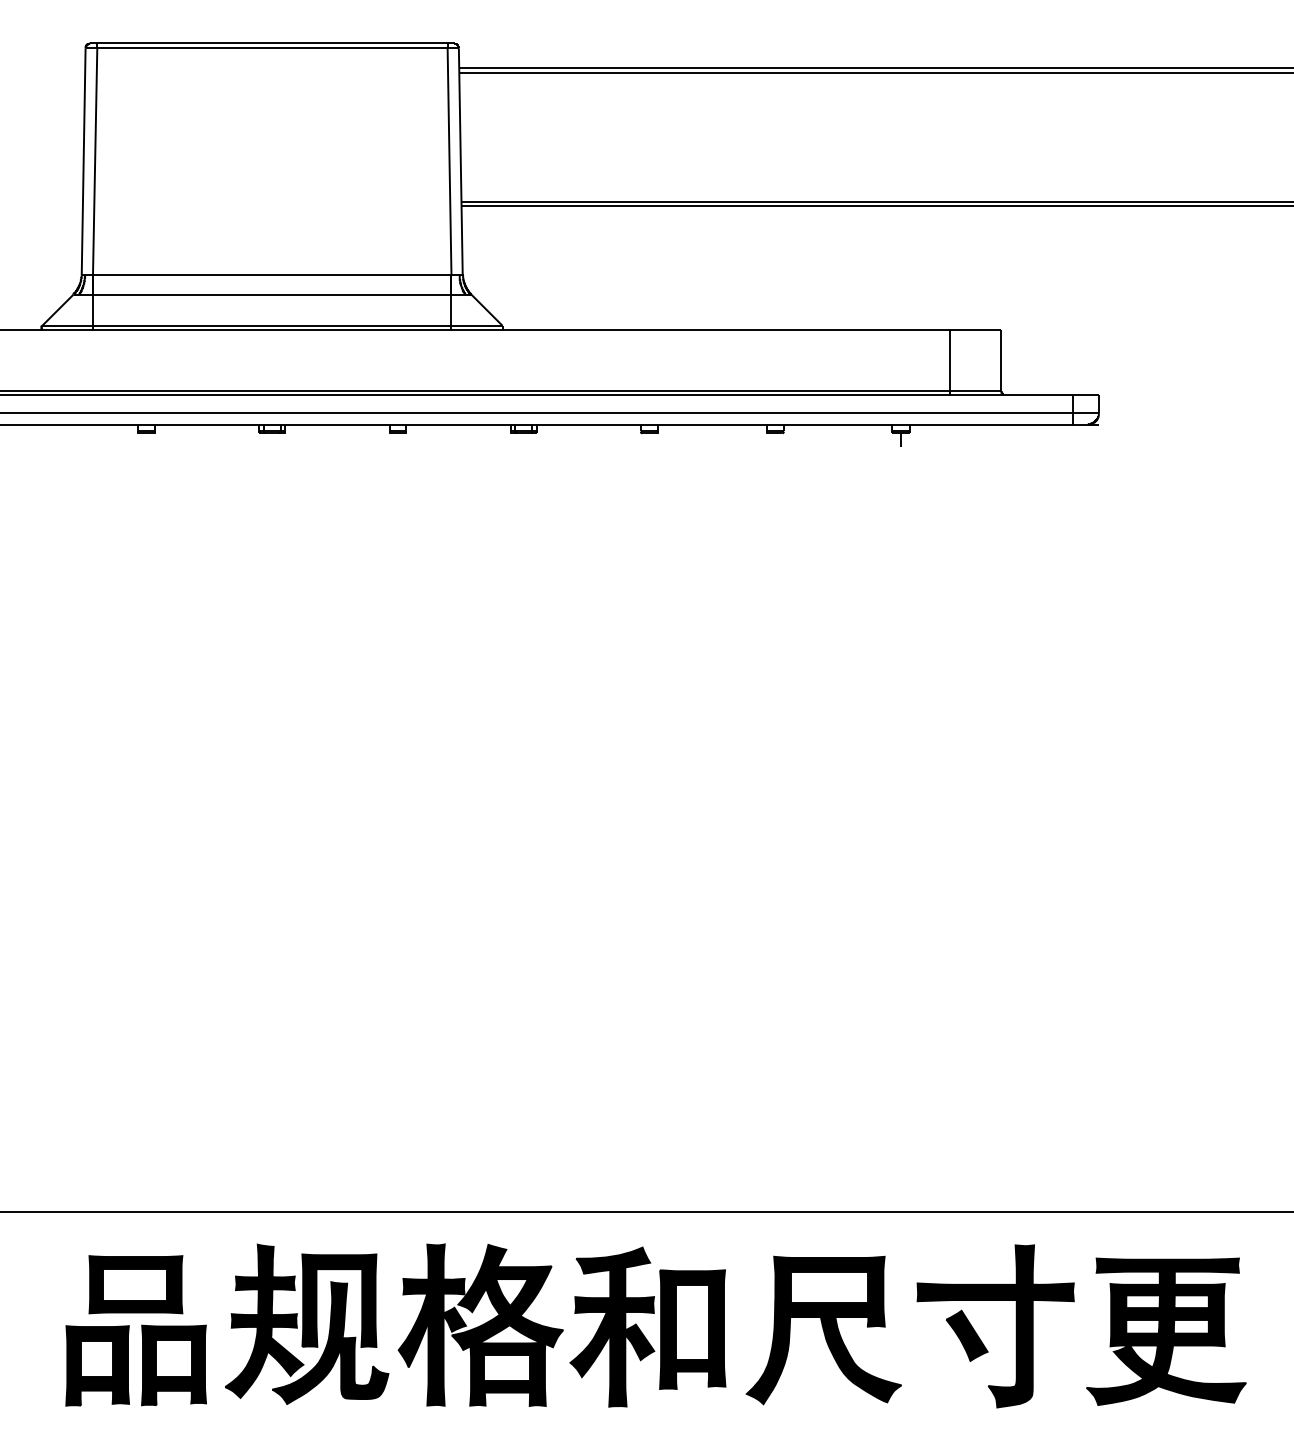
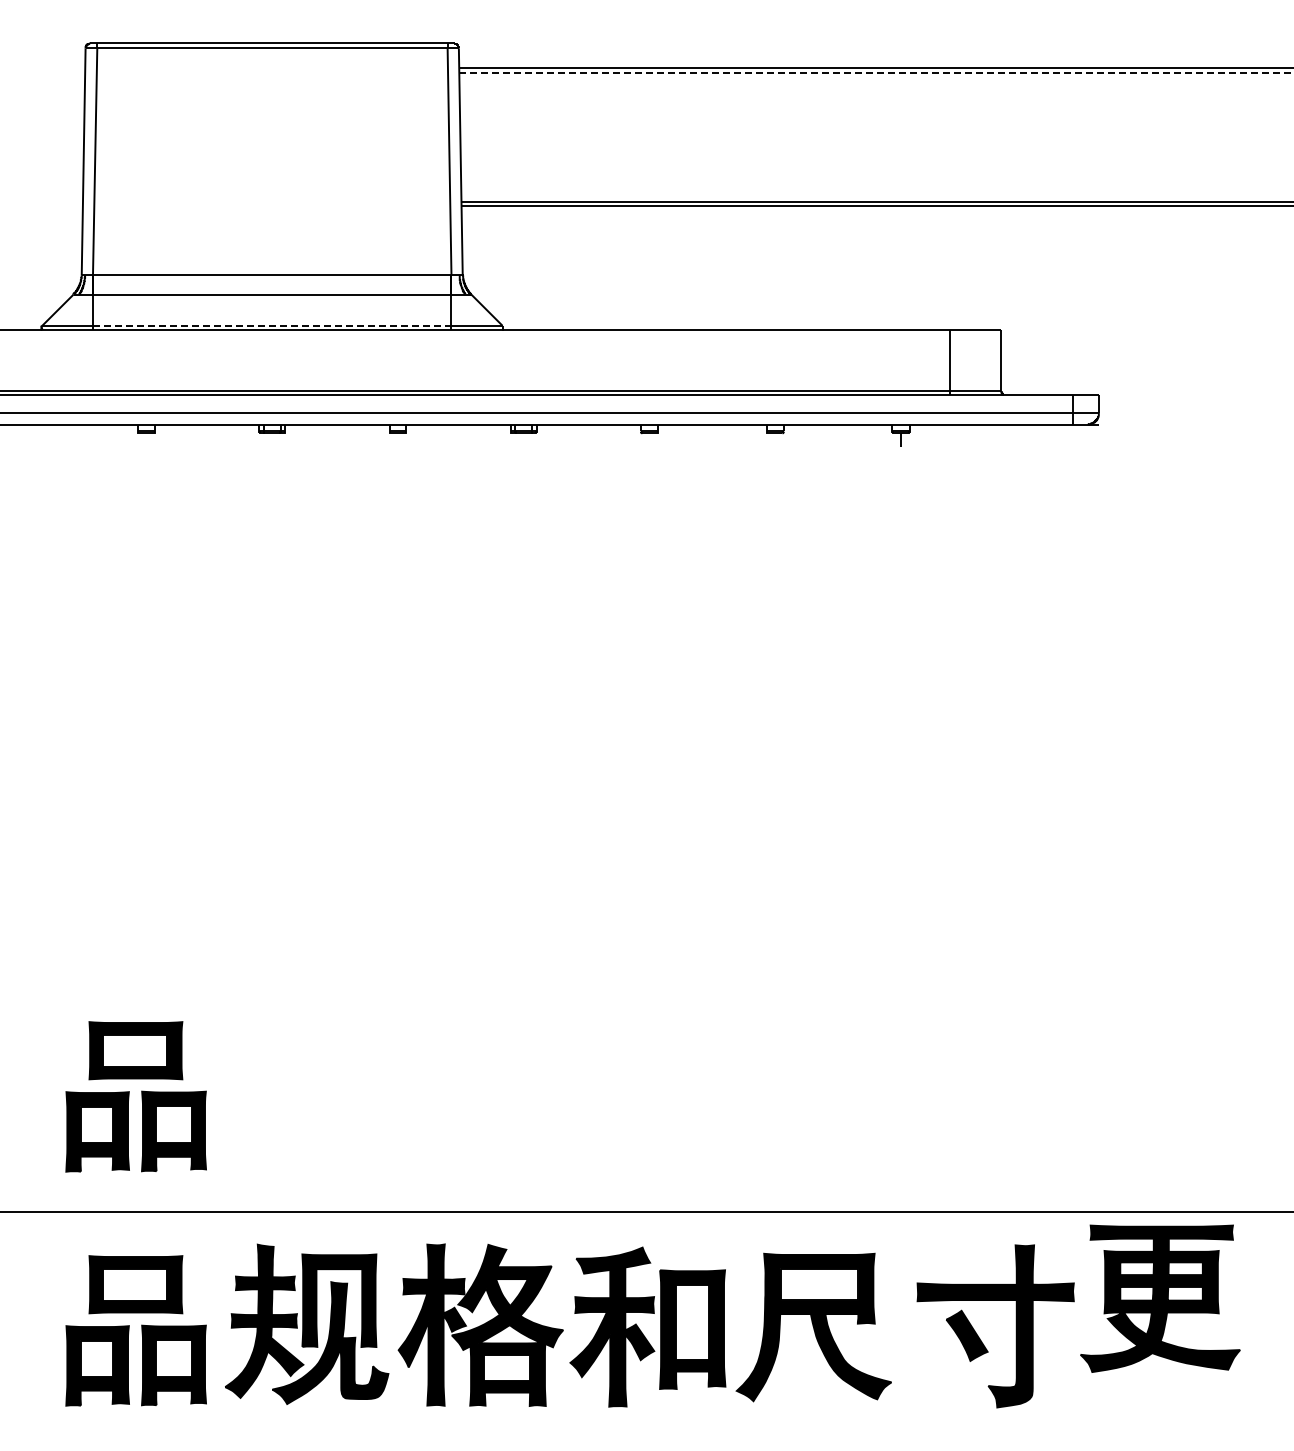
line: solid -> dashed (876, 72)
line: solid -> dashed (272, 325)
part: none -> present (135, 1096)
part position: (823, 1330) -> (813, 1327) (813, 1327)
part position: (1166, 1331) -> (1160, 1298) (1160, 1298)
